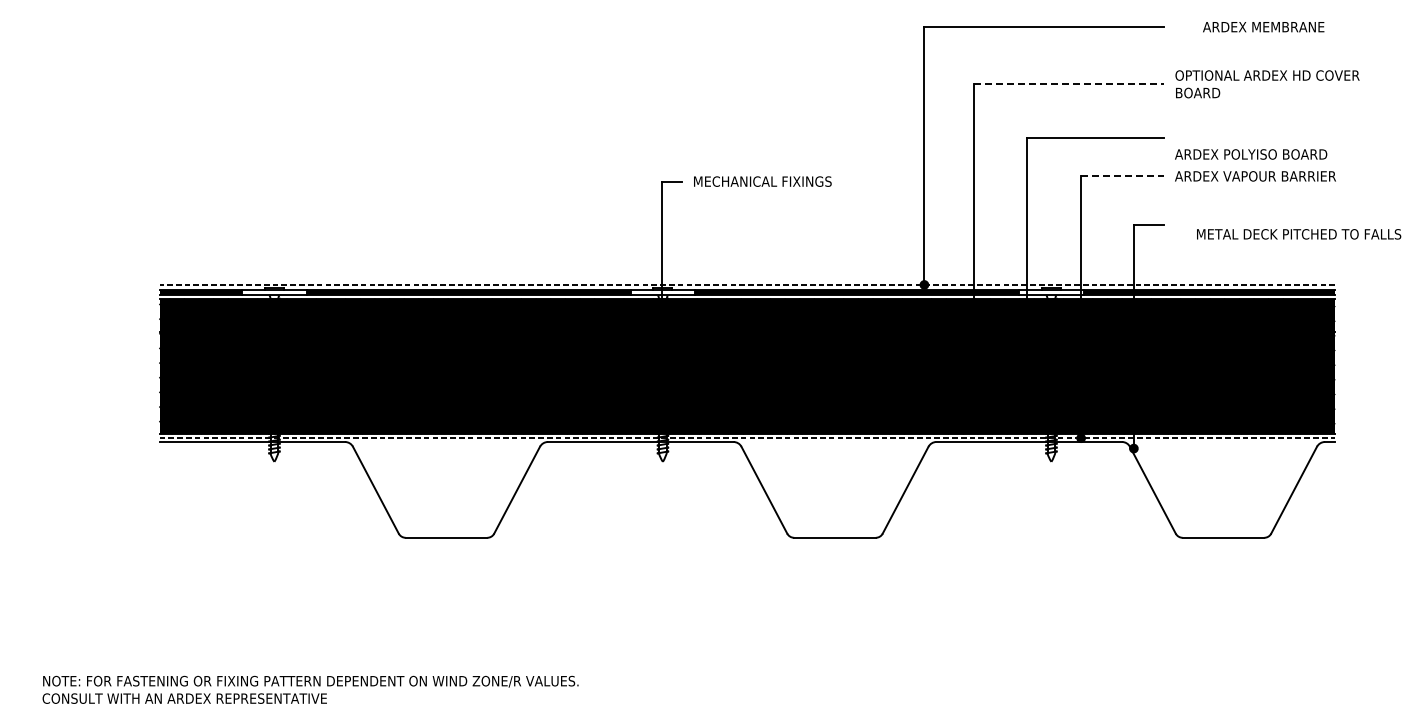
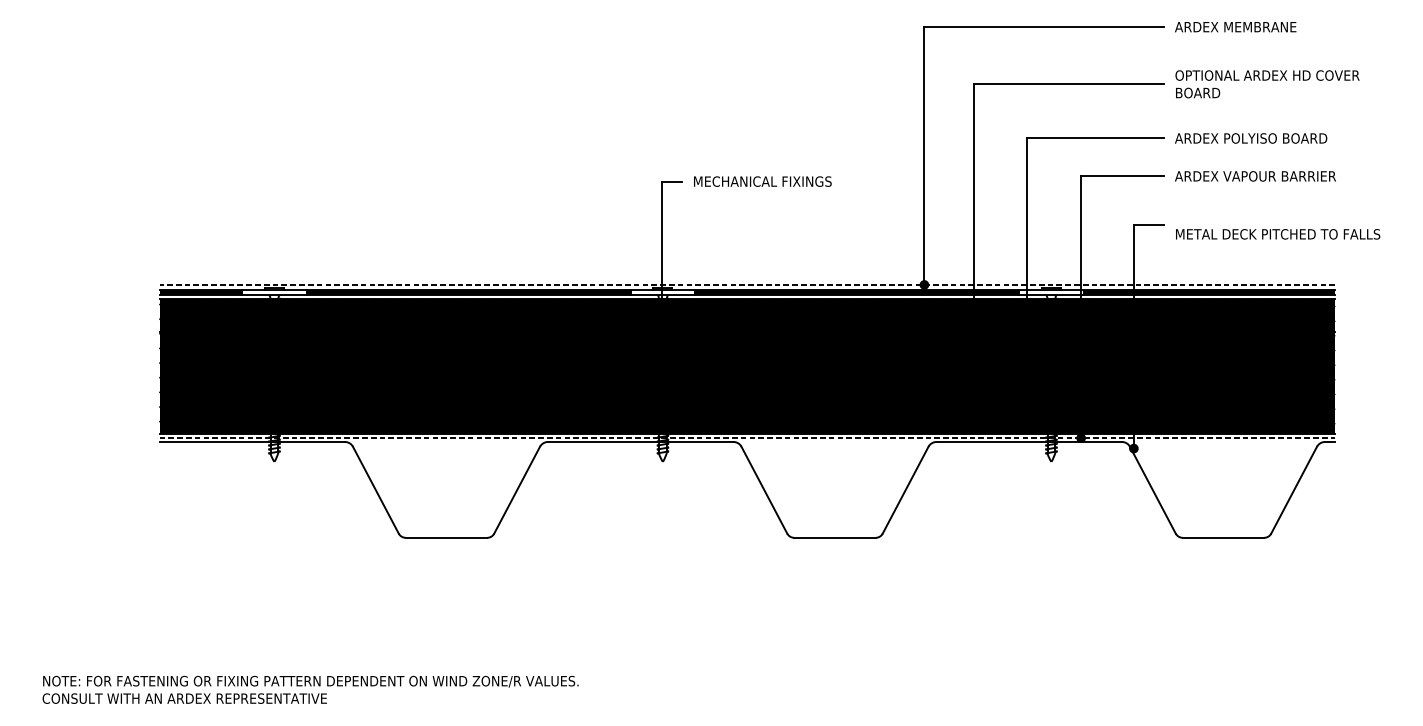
text position: (1263, 27) -> (1235, 27) (1235, 27)
line: dashed -> solid (1069, 84)
text position: (1251, 154) -> (1251, 138) (1251, 138)
line: dashed -> solid (1122, 176)
text position: (1299, 234) -> (1278, 234) (1278, 234)
